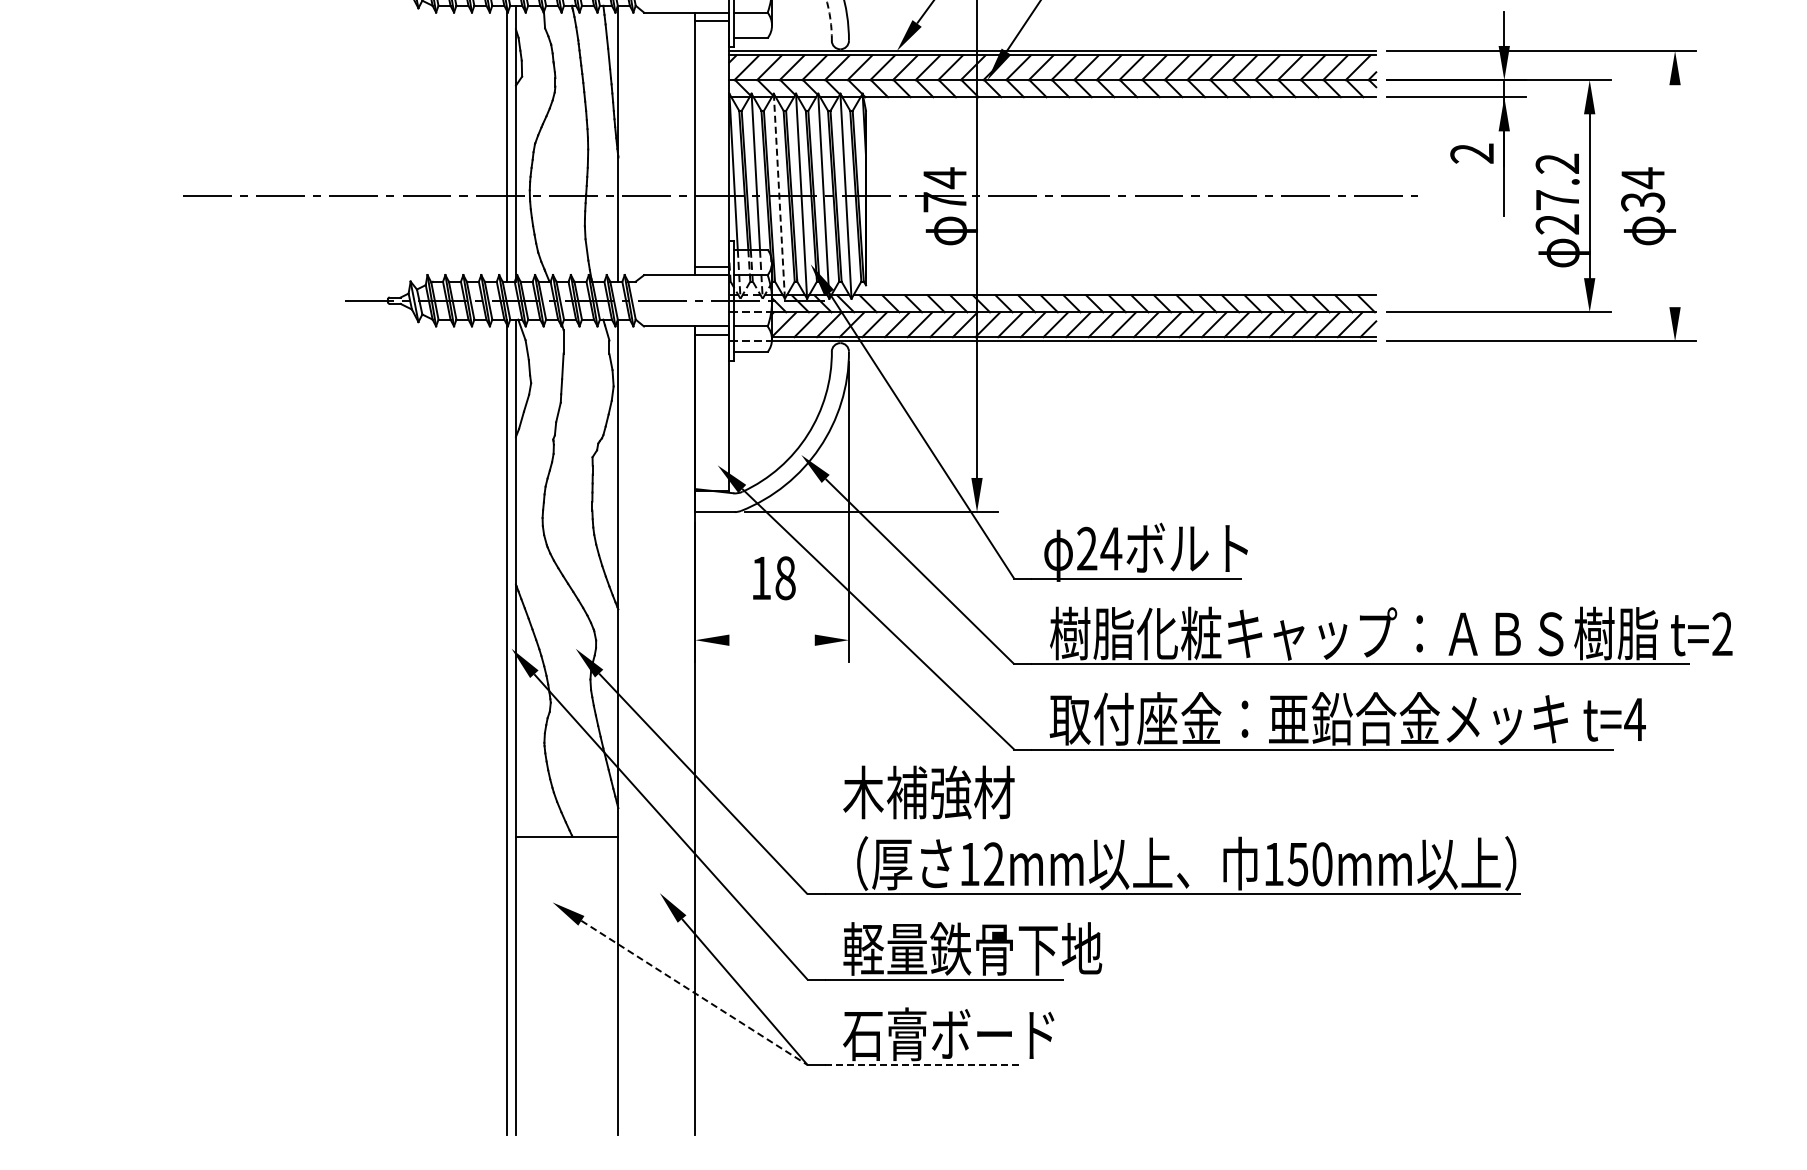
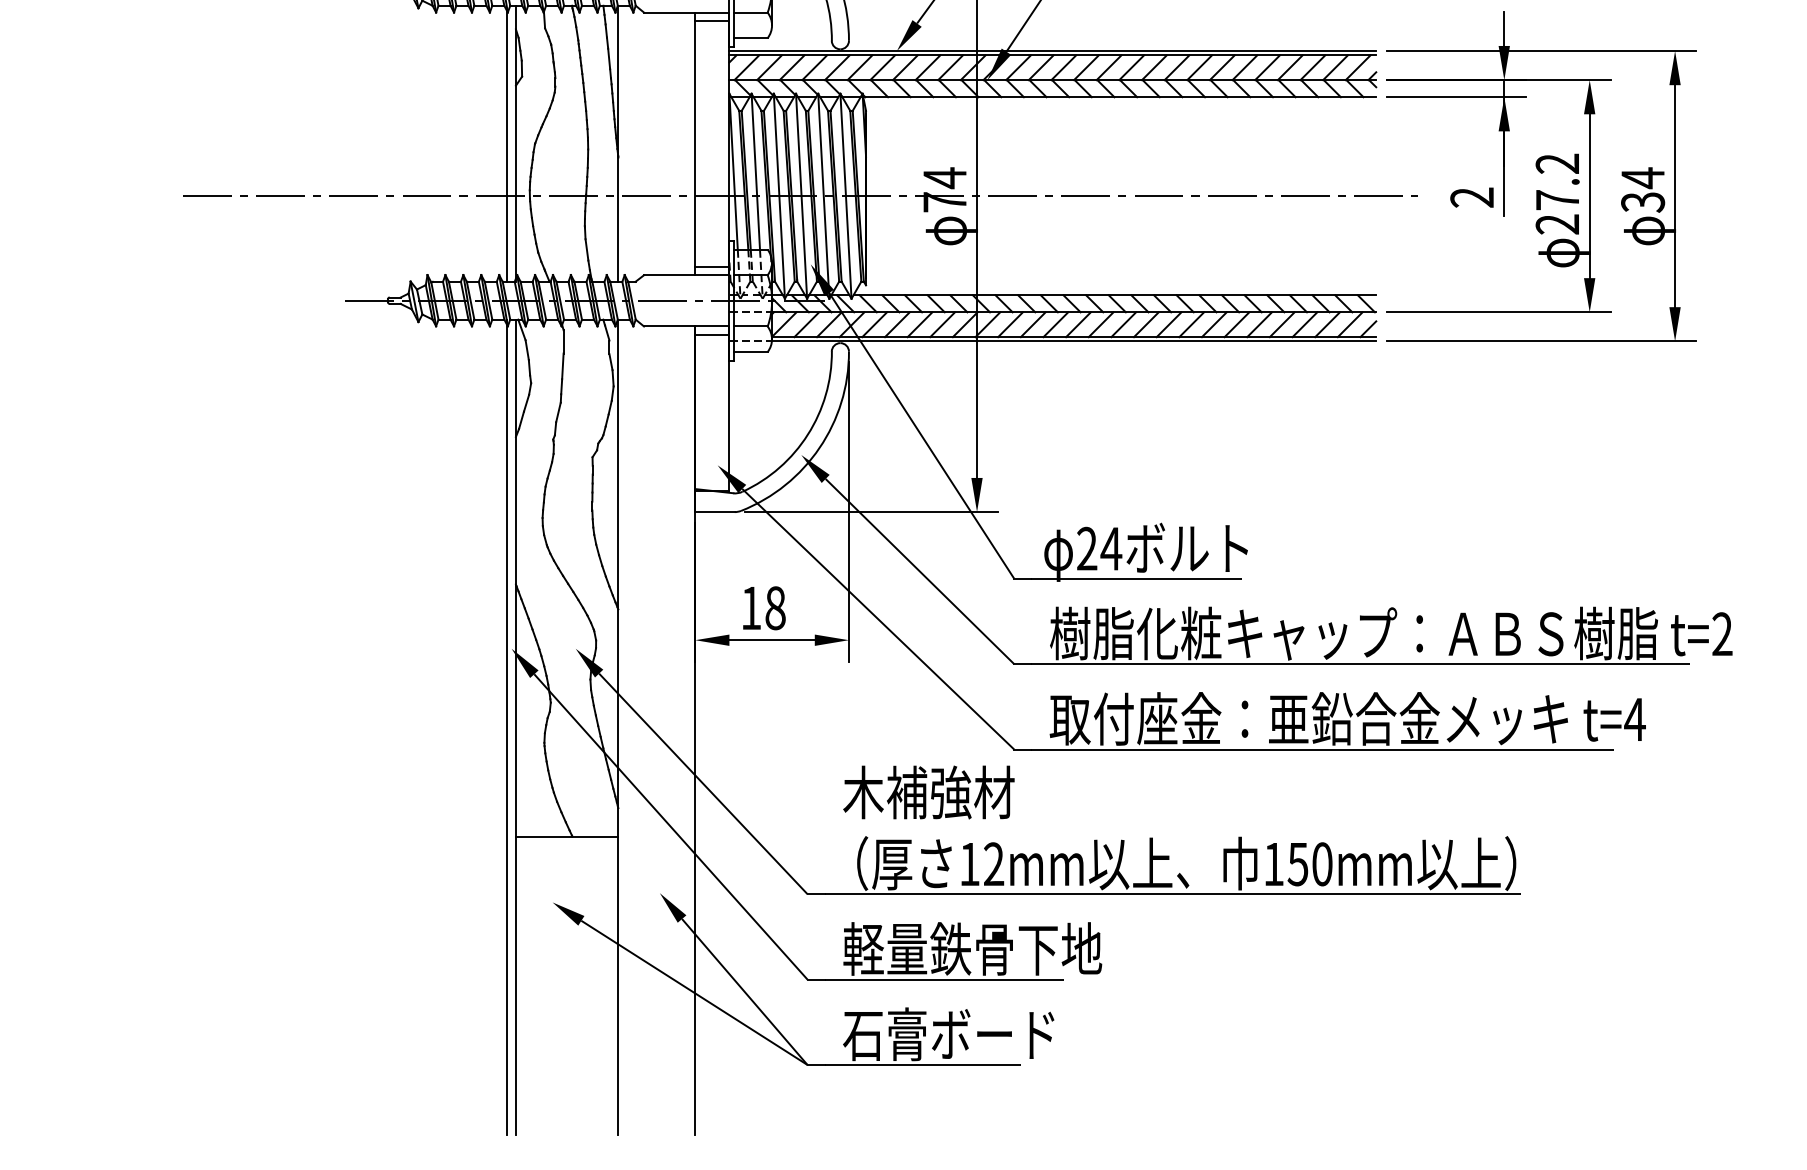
arc: dashed -> solid (830, 19)
text position: (1471, 153) -> (1471, 197) (1471, 197)
line: dashed -> solid (779, 196)
line: none -> present (1675, 196)
text position: (774, 578) -> (764, 608) (764, 608)
line: none -> present (771, 640)
line: dashed -> solid (694, 993)
line: dashed -> solid (923, 1065)
